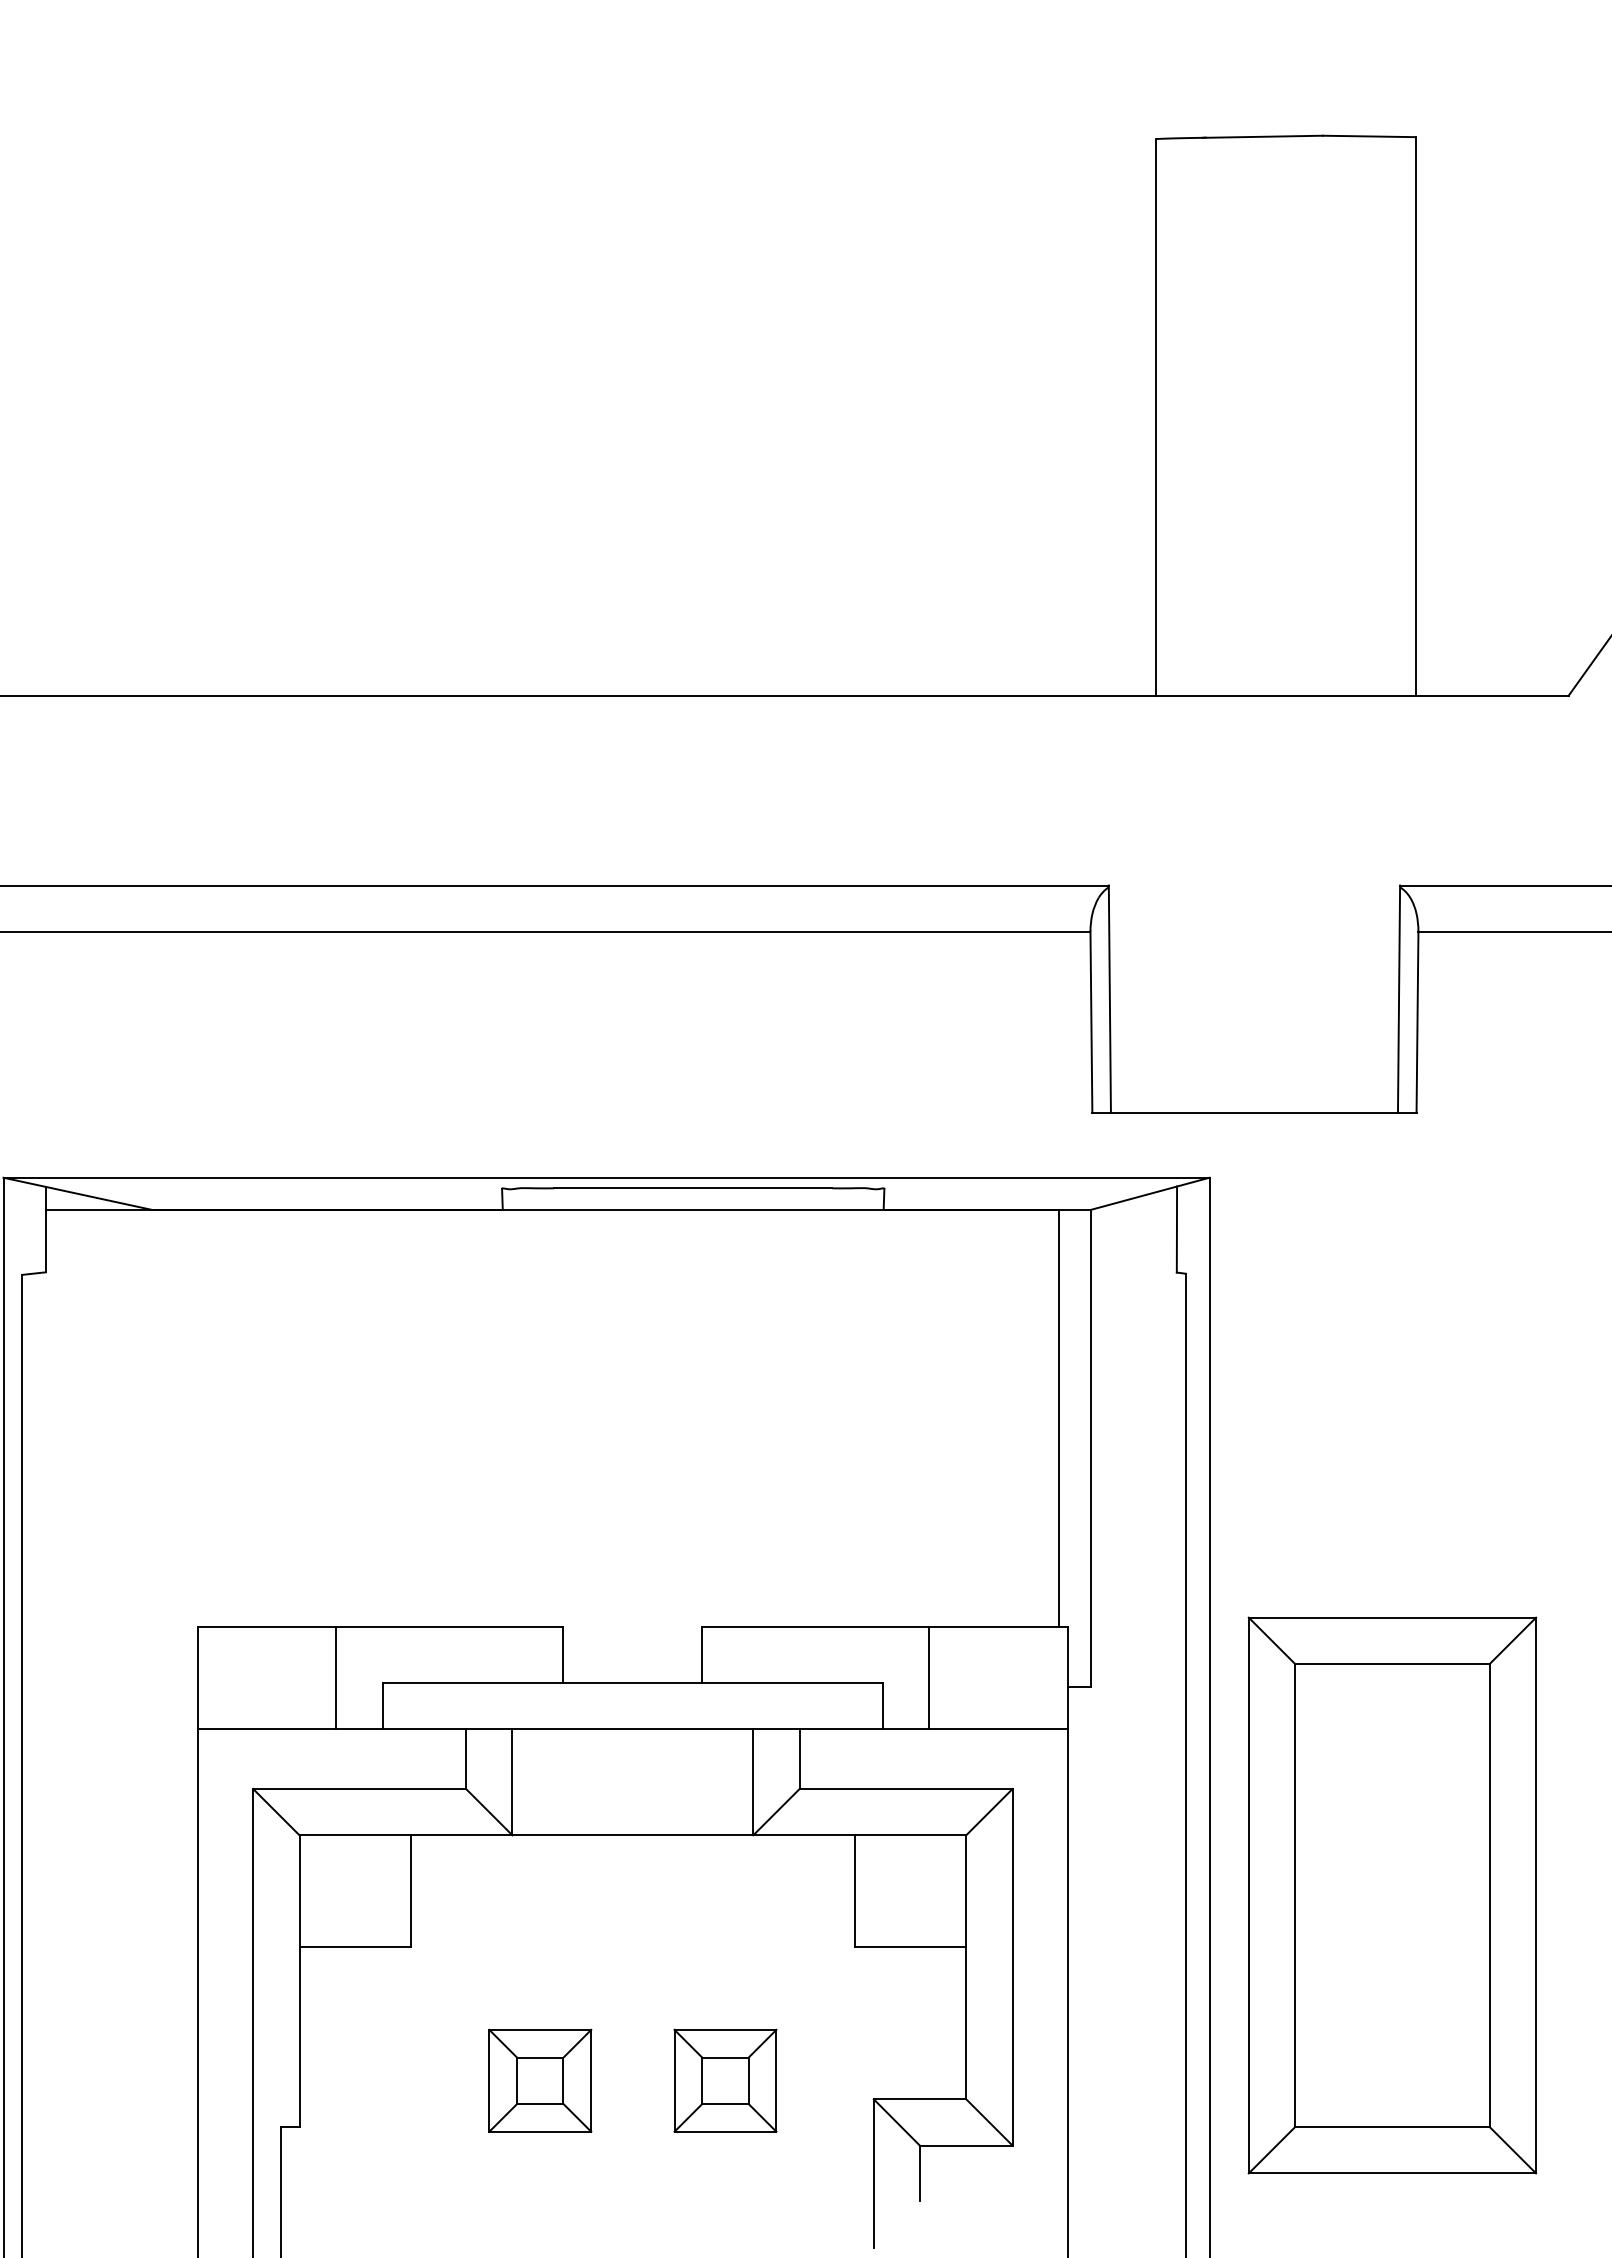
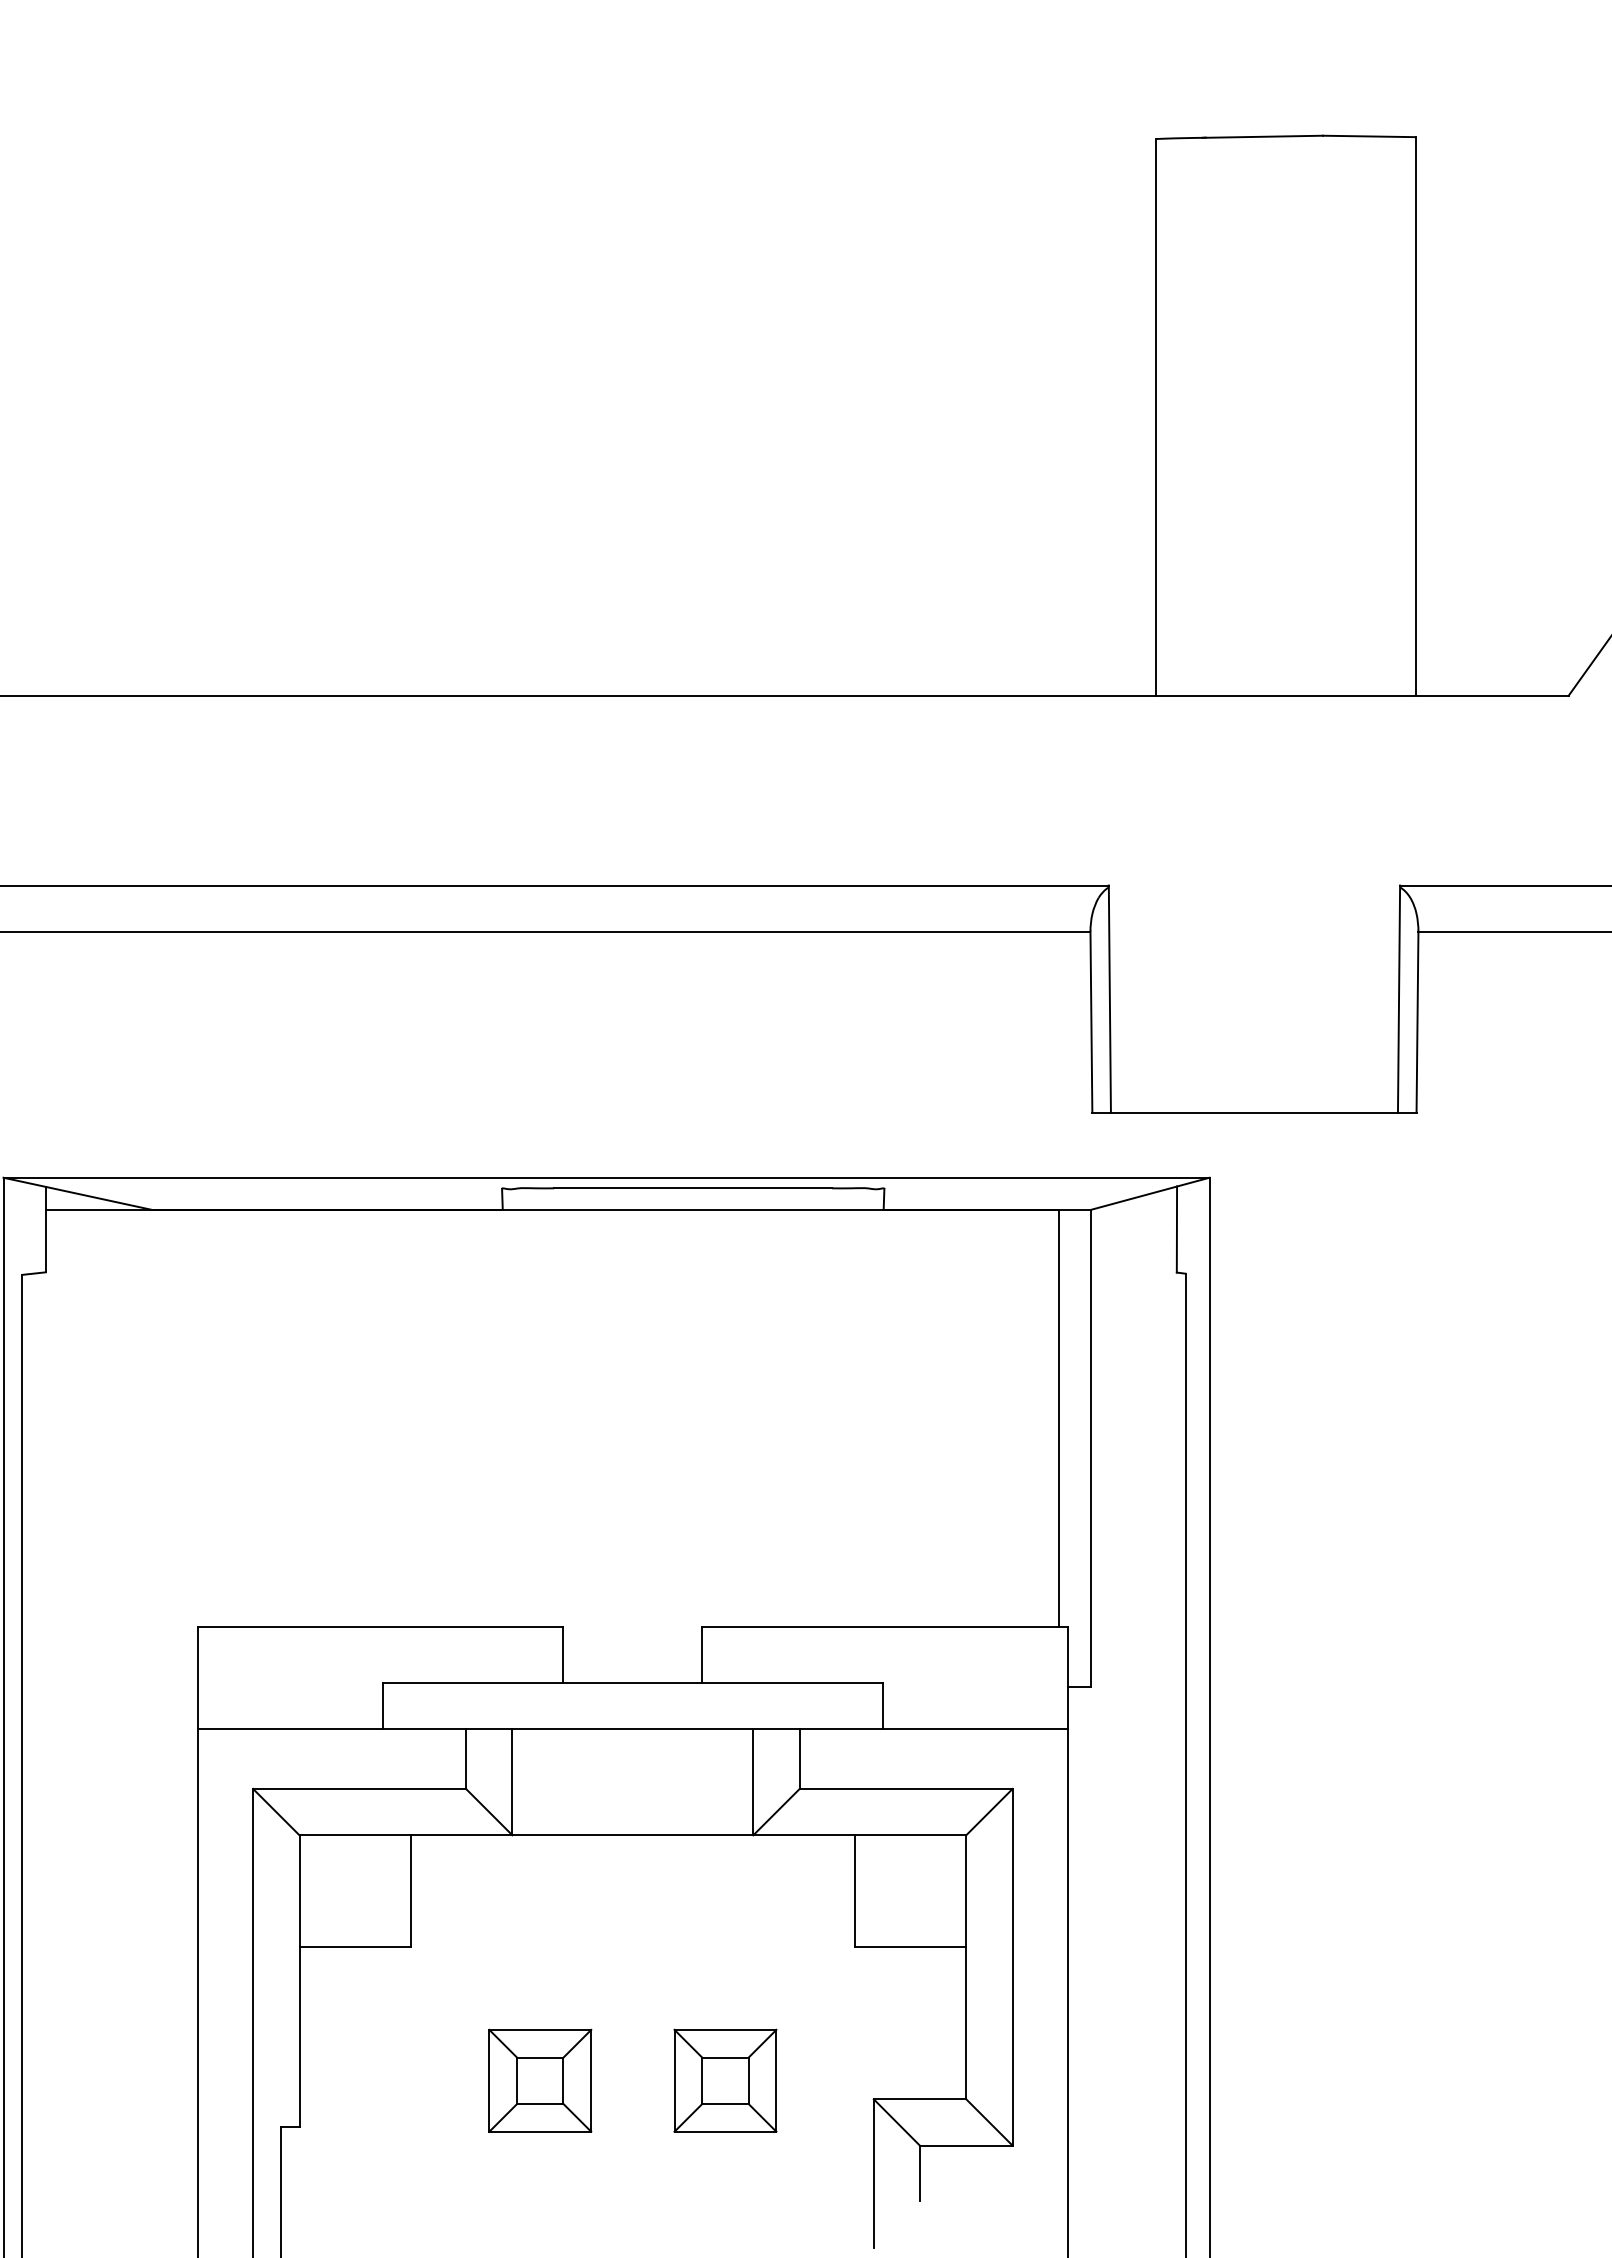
line: present -> none (336, 1677)
line: present -> none (929, 1677)
part: present -> none (1392, 1895)
